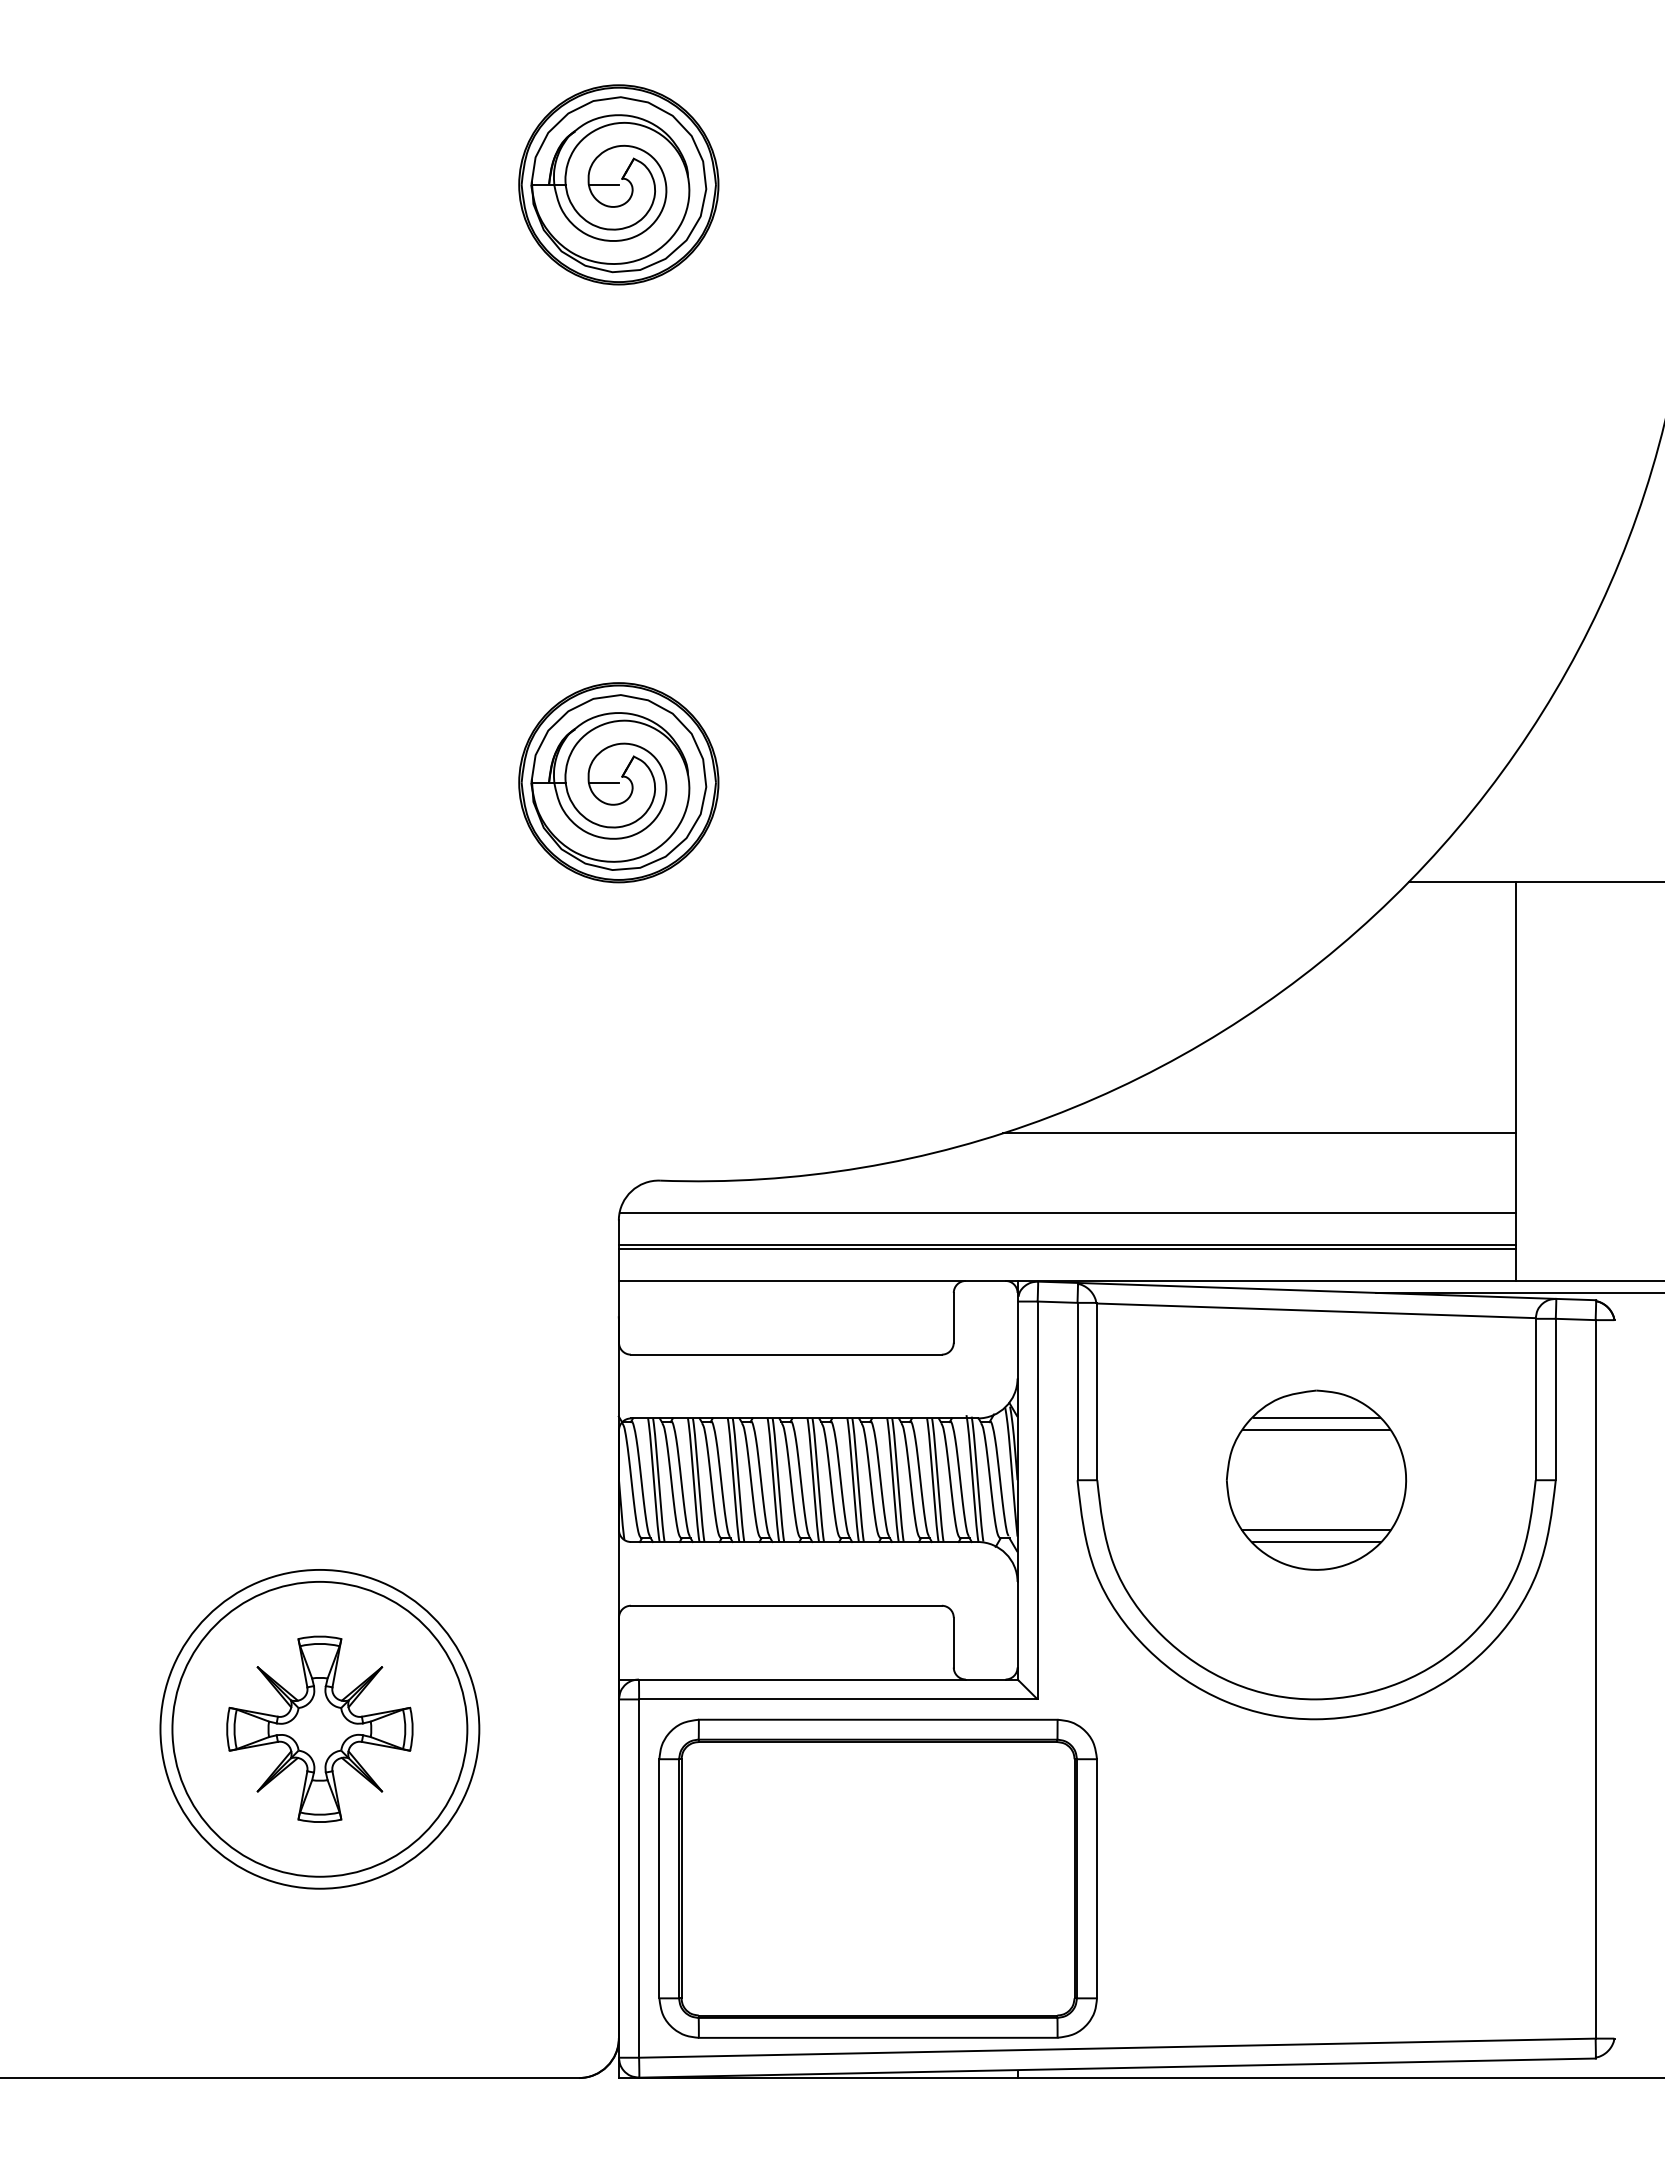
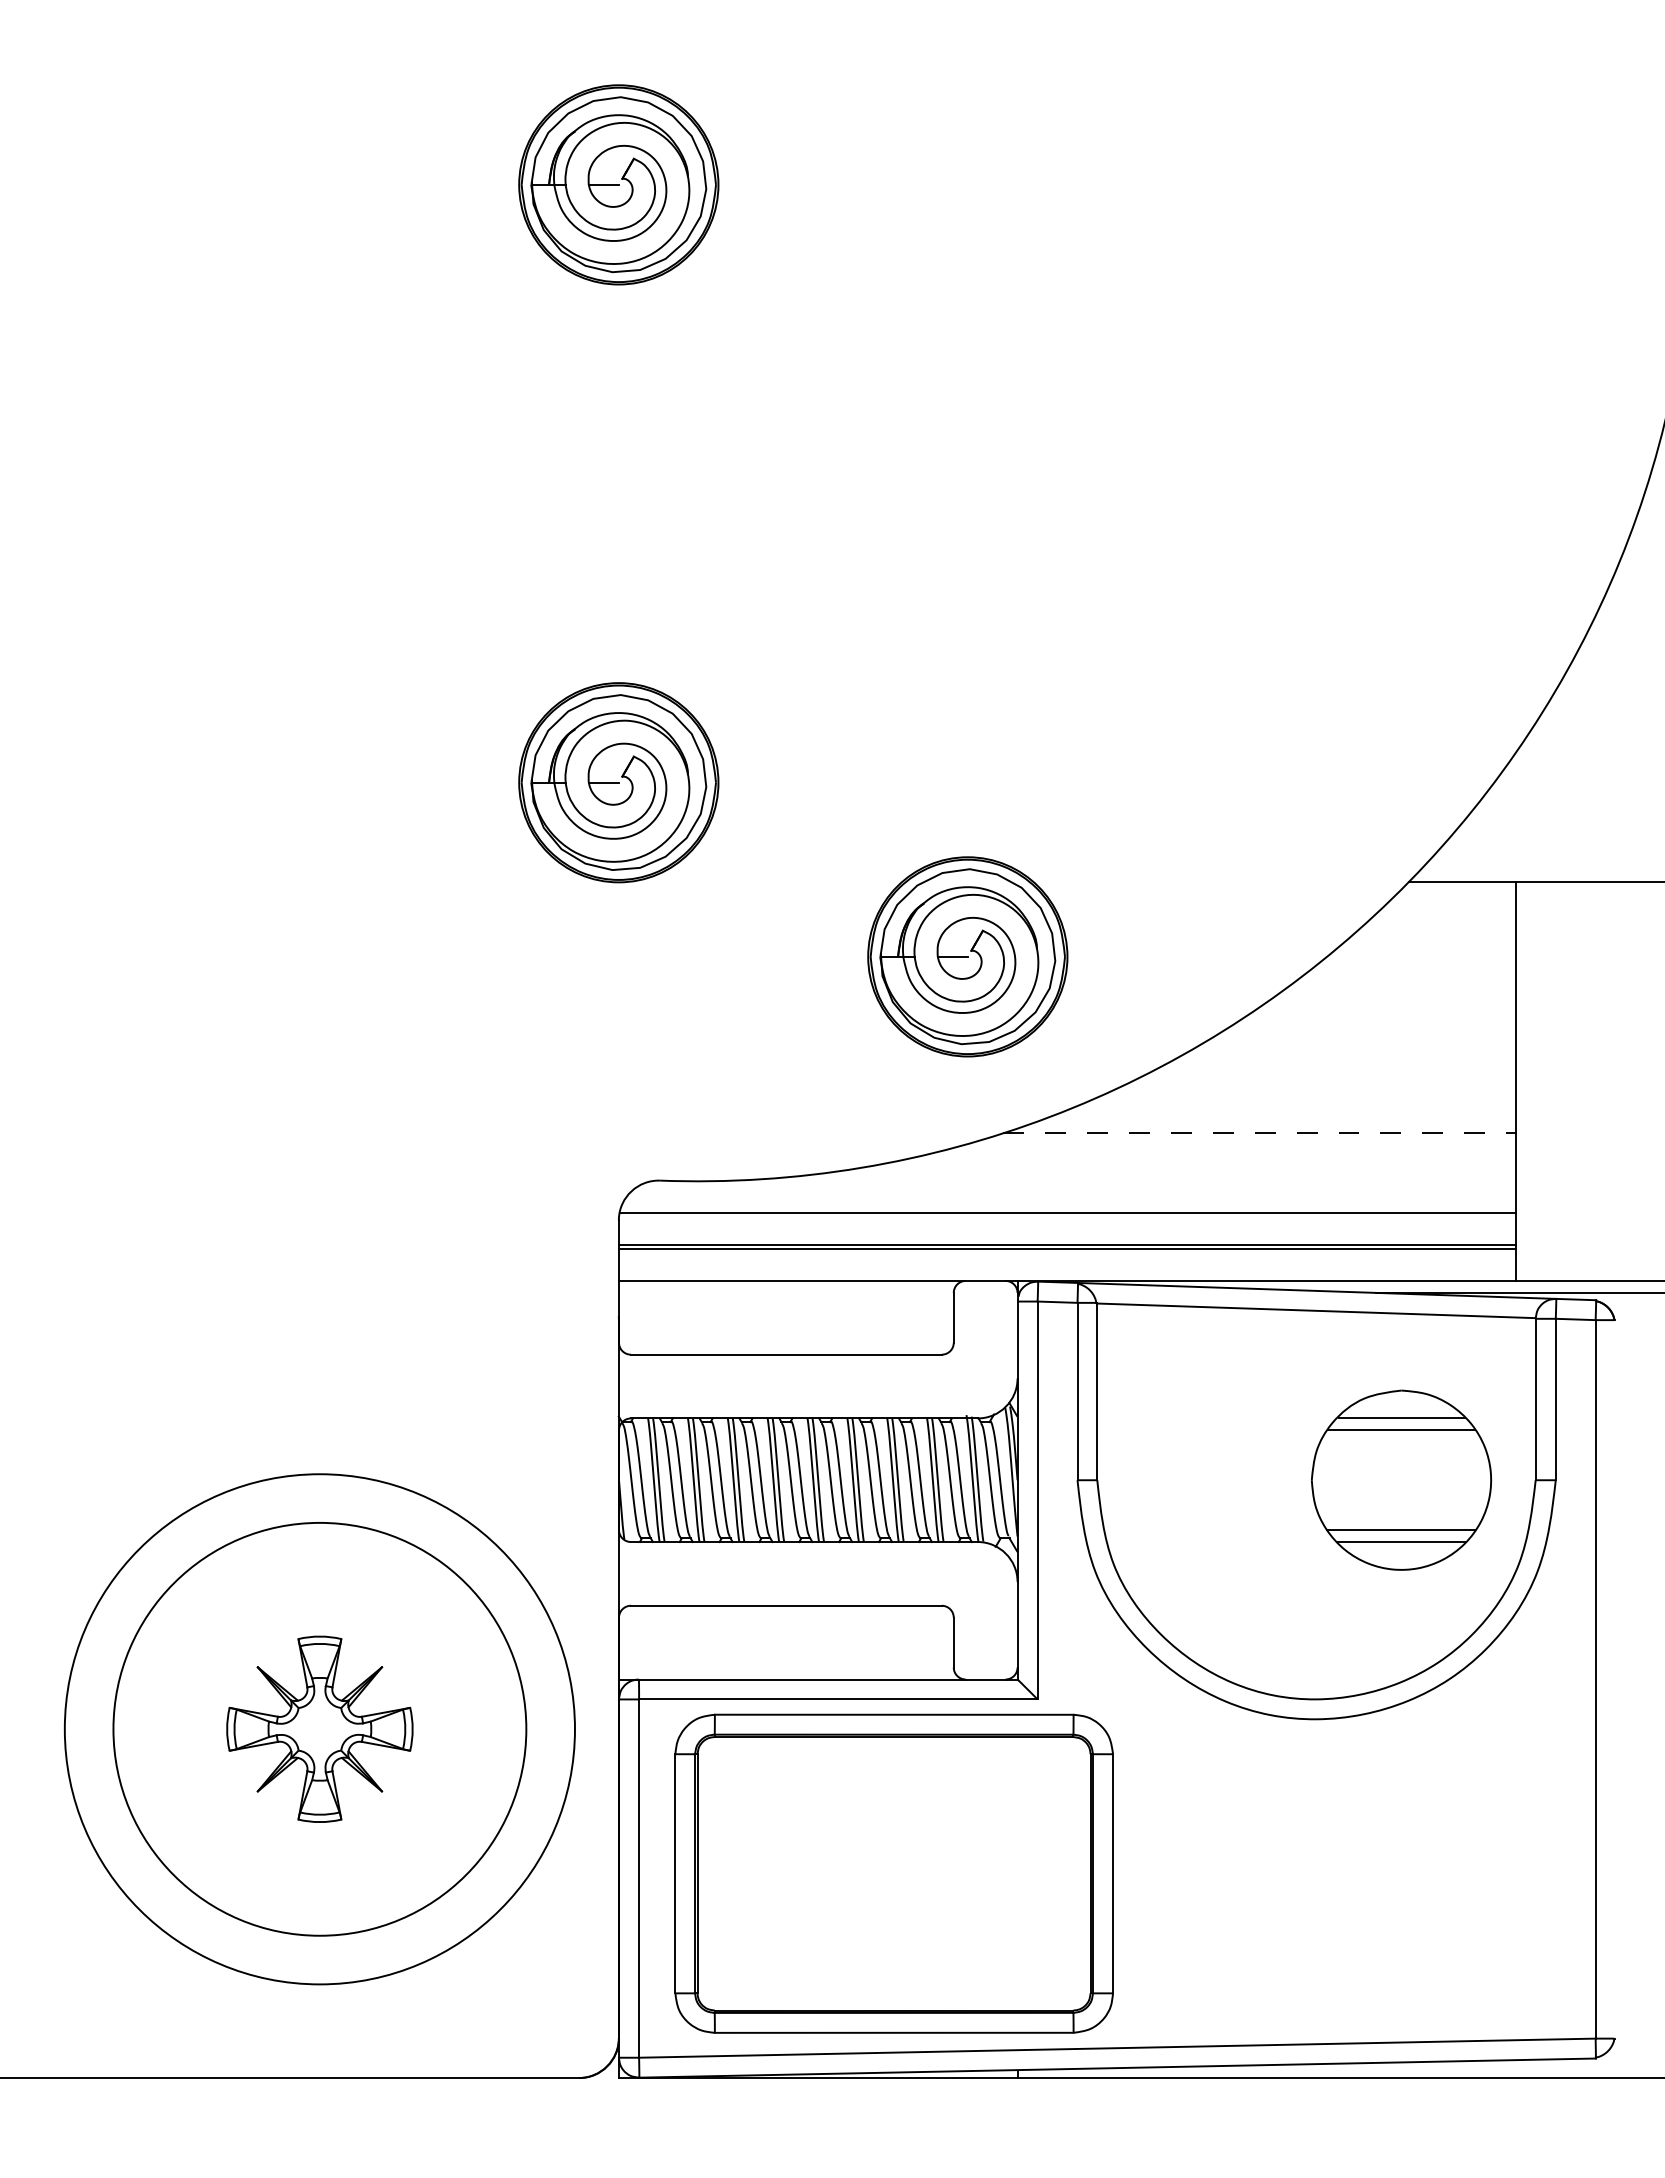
part: none -> present (967, 956)
line: solid -> dashed (1259, 1133)
part position: (1316, 1479) -> (1401, 1479) (1401, 1479)
circle diameter: 295 px -> 413 px (319, 1728)
circle diameter: 319 px -> 510 px (319, 1729)
part position: (877, 1878) -> (893, 1873) (893, 1873)
